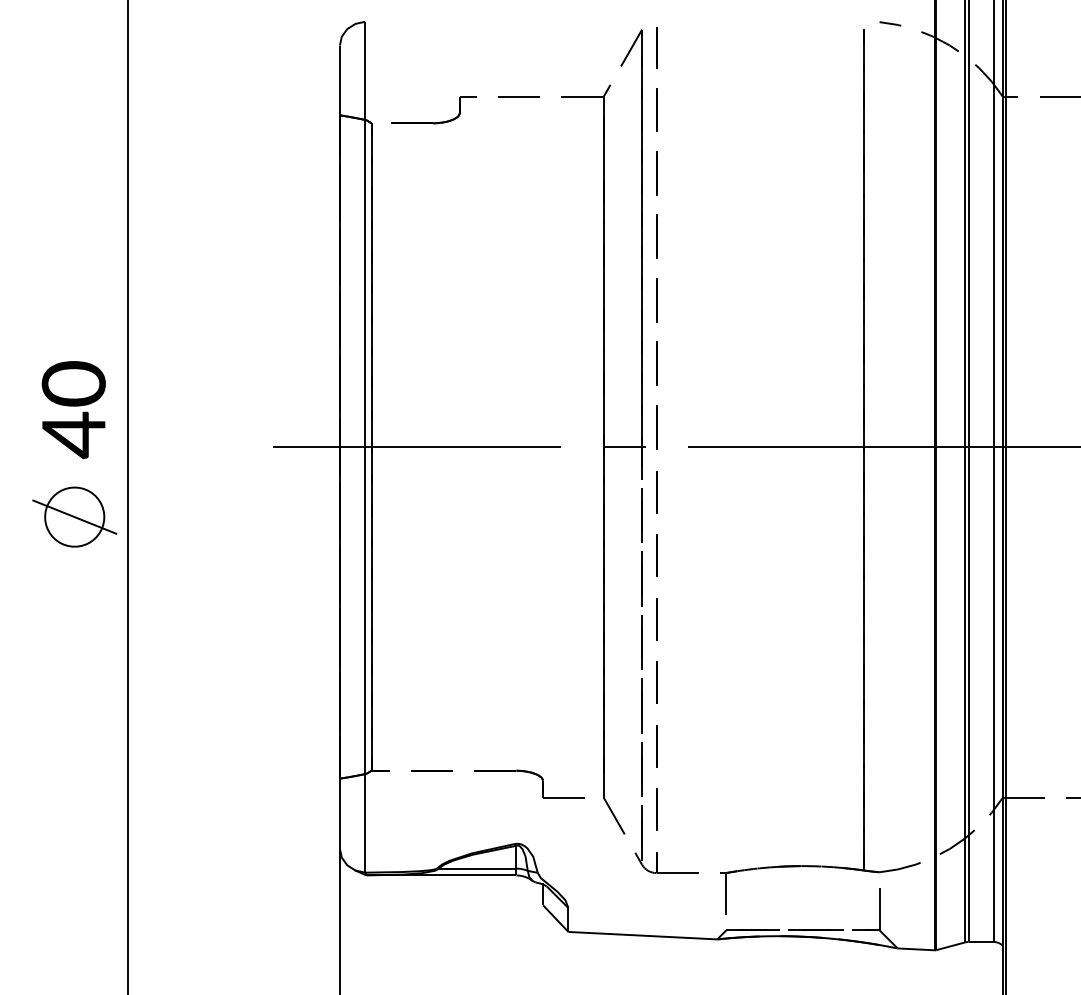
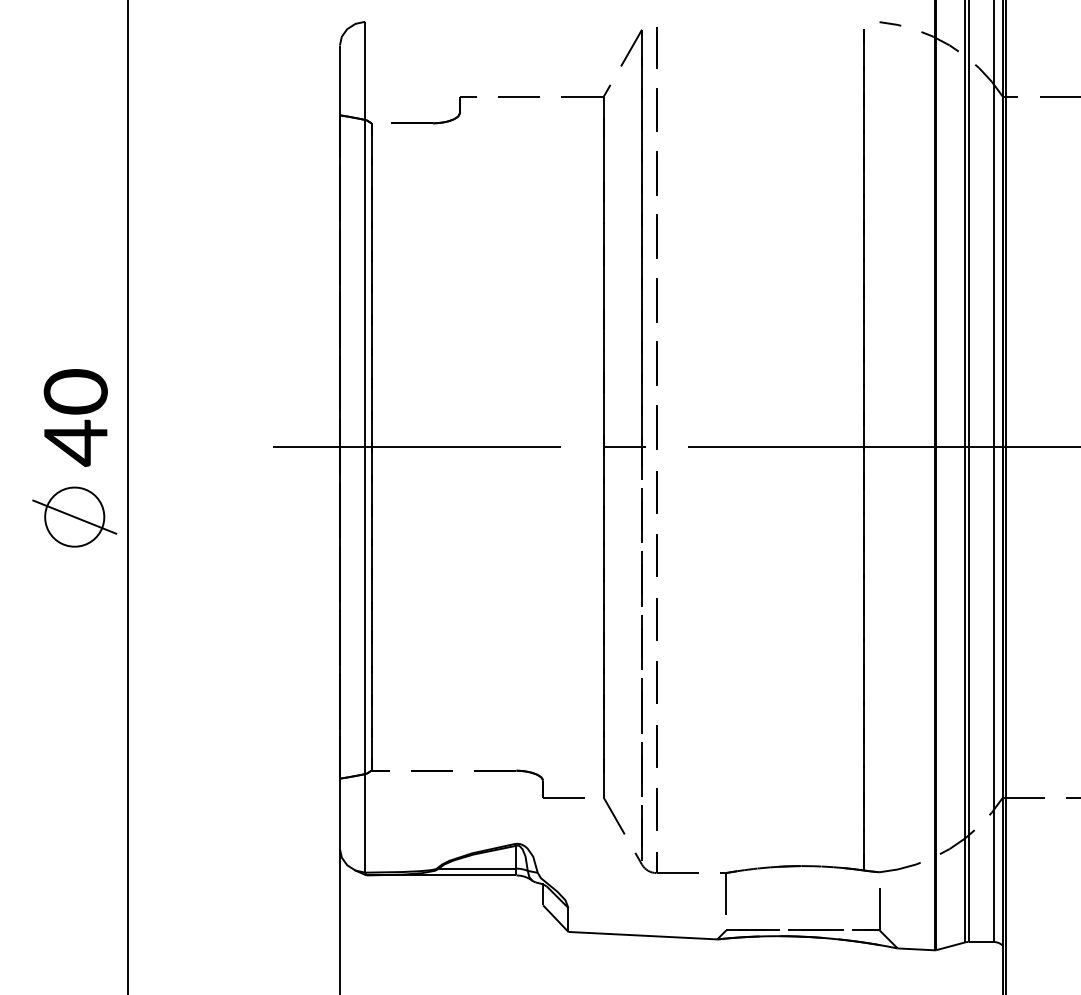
text position: (73, 410) -> (75, 418) (75, 418)
